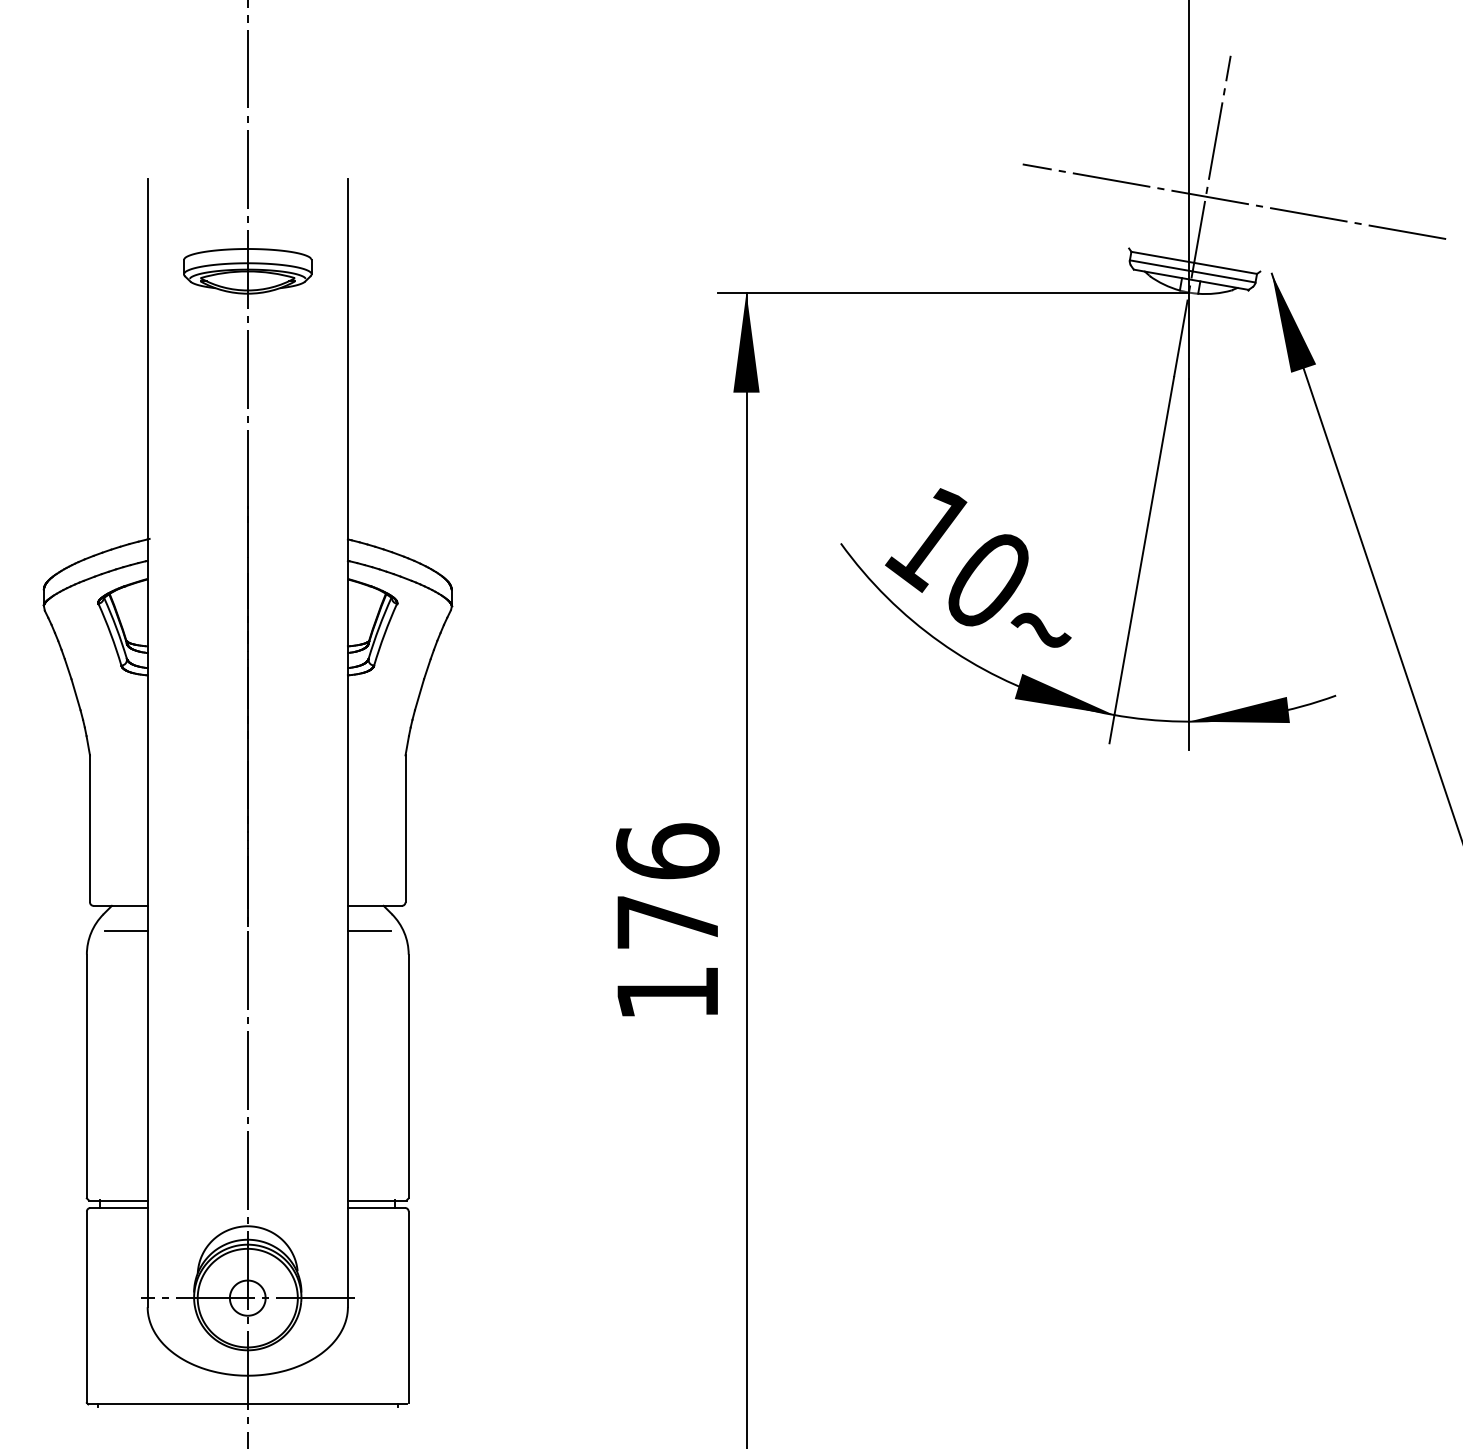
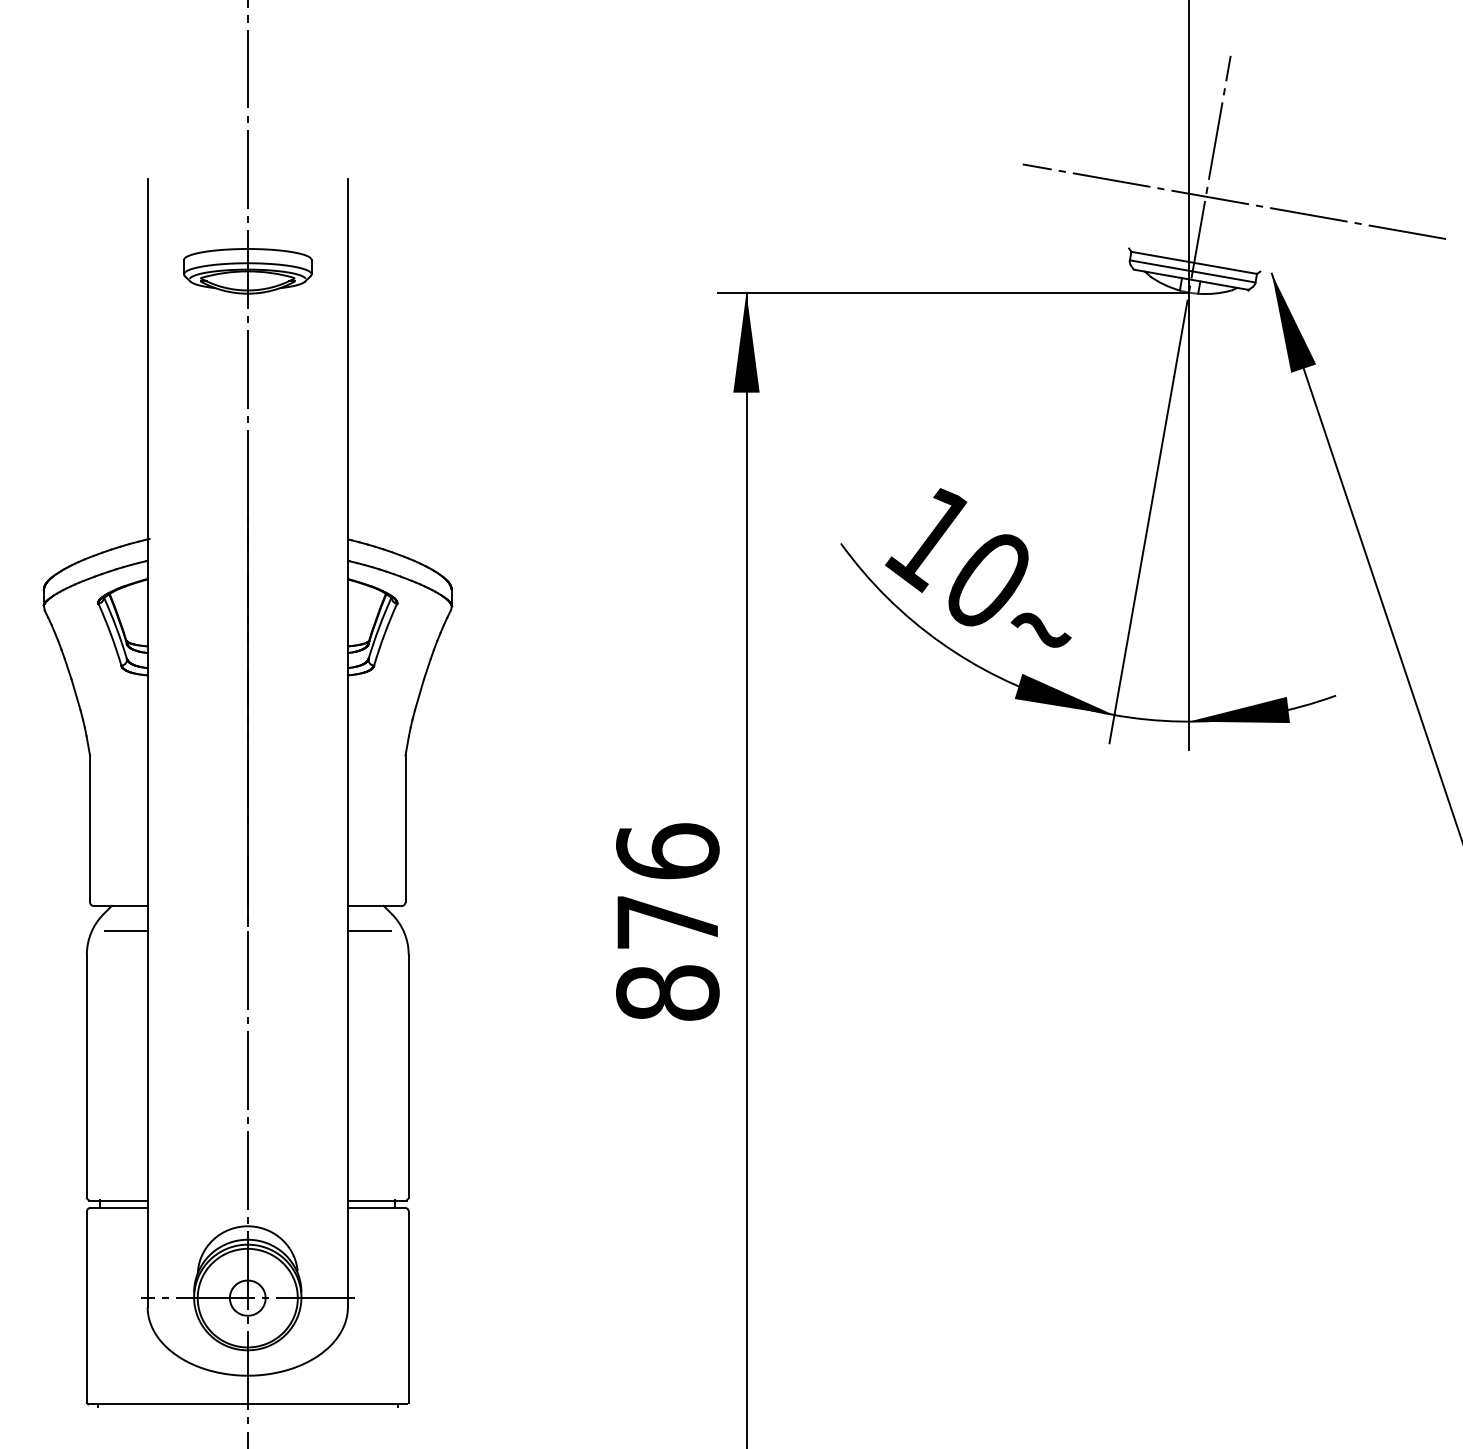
text: 176 -> 876 (667, 992)
